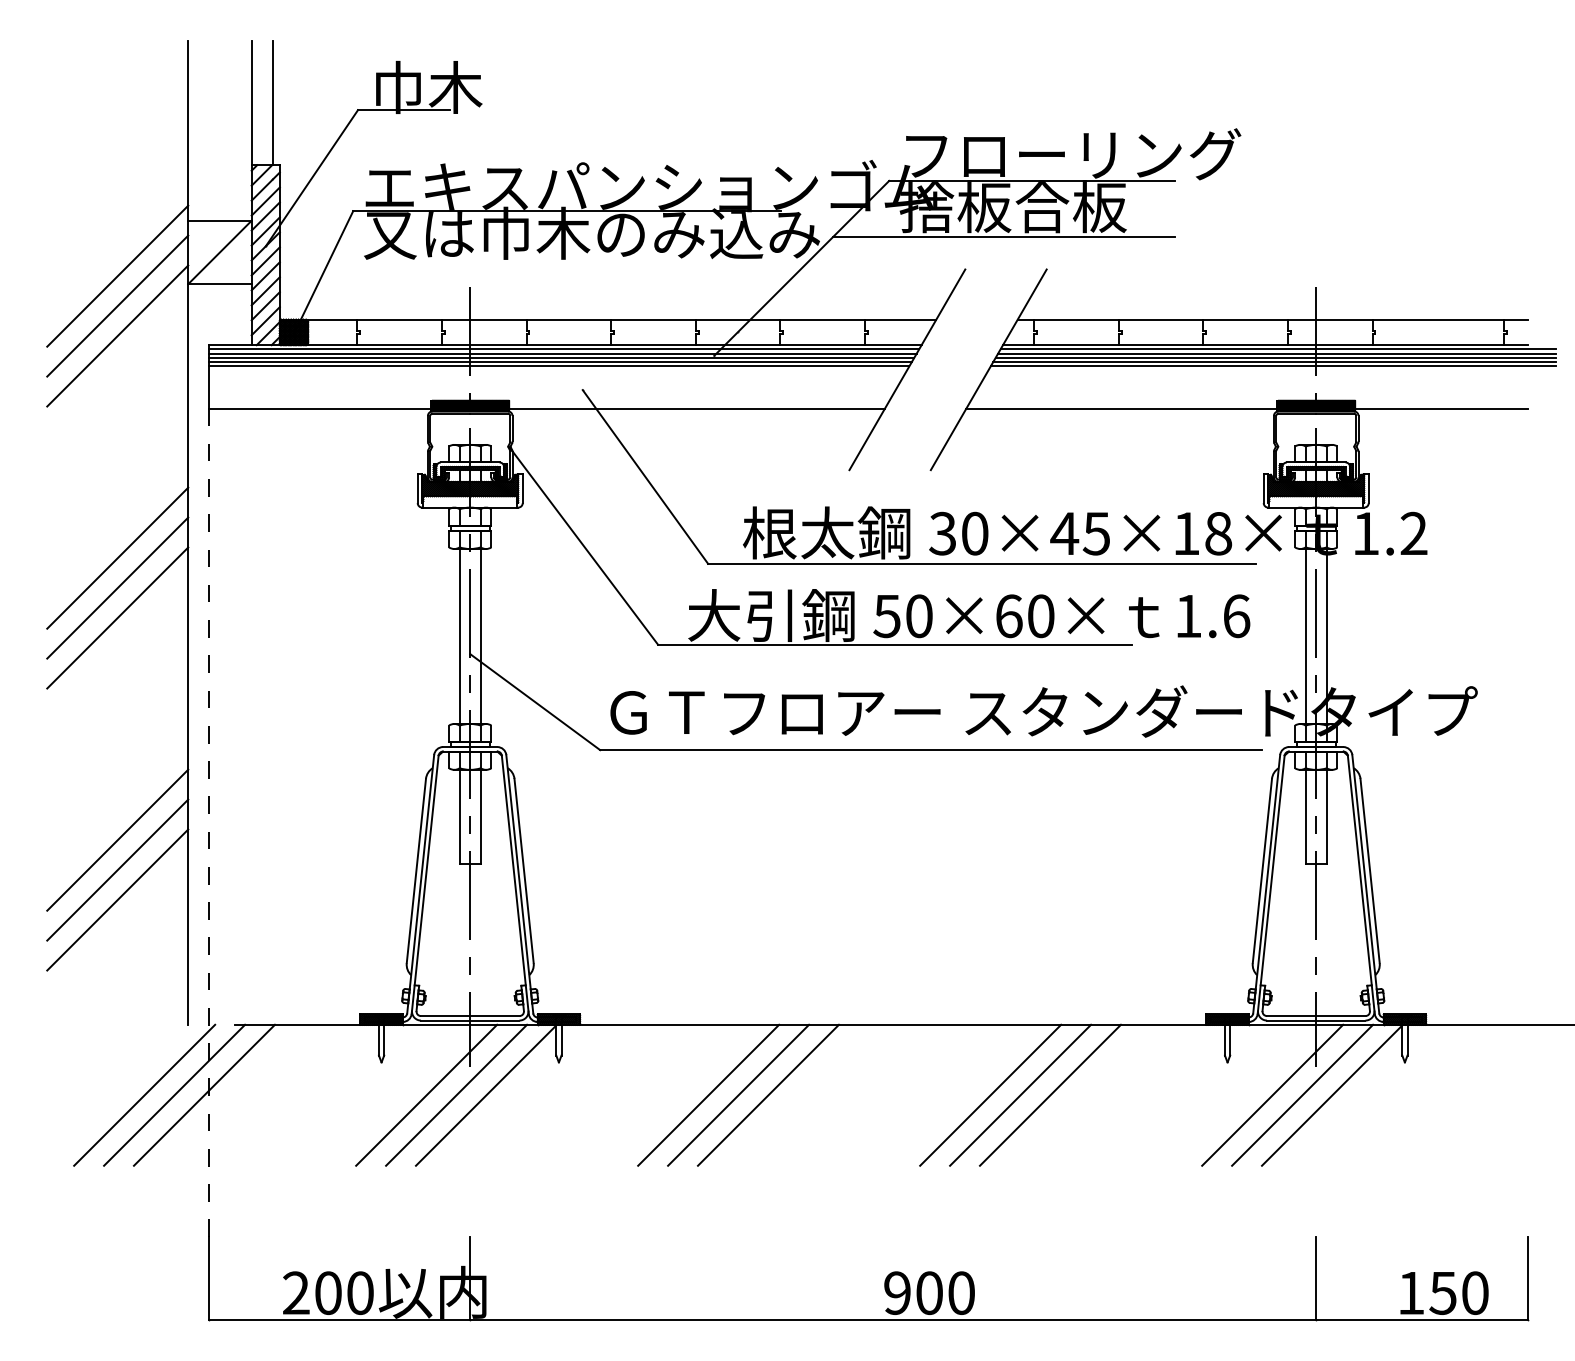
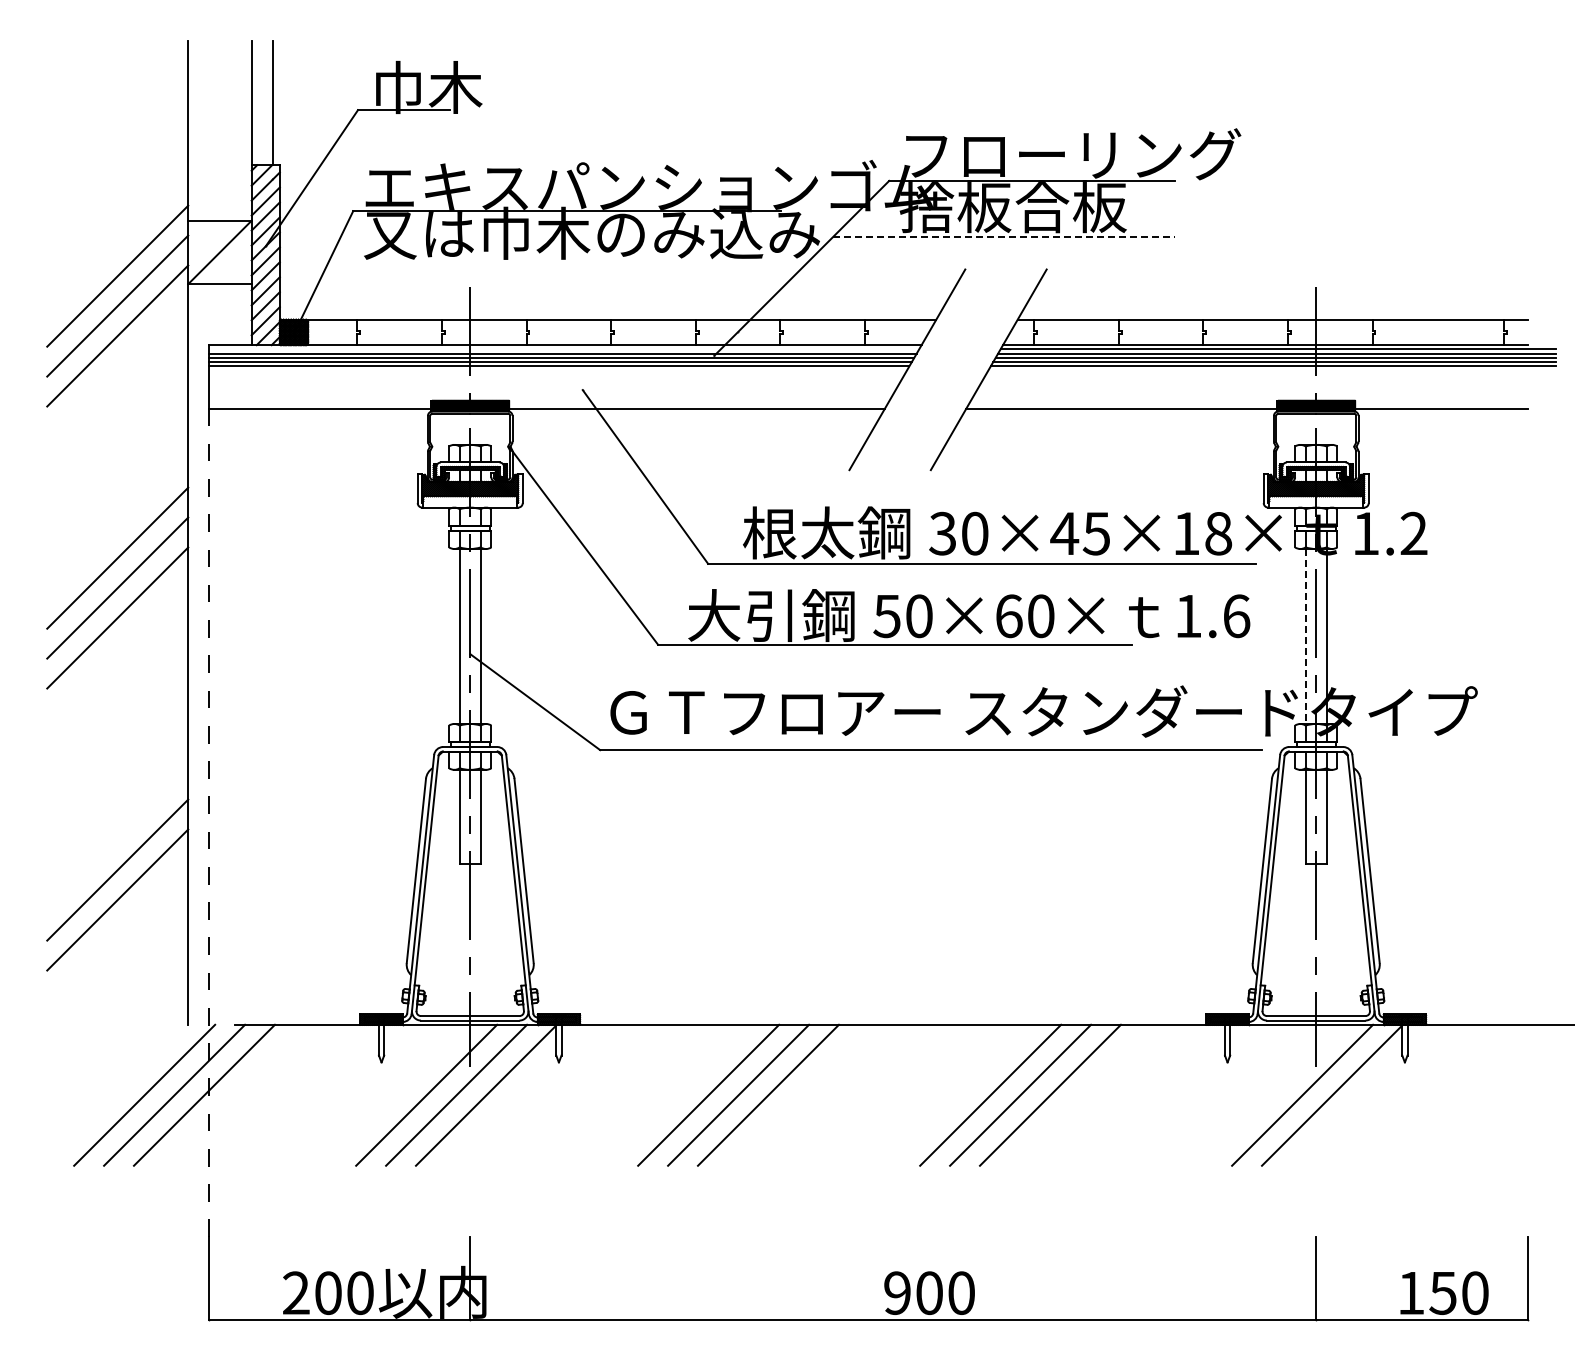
line: solid -> dashed (1003, 237)
line: present -> none (564, 349)
line: solid -> dashed (1305, 636)
line: present -> none (117, 839)
line: present -> none (1272, 1094)
